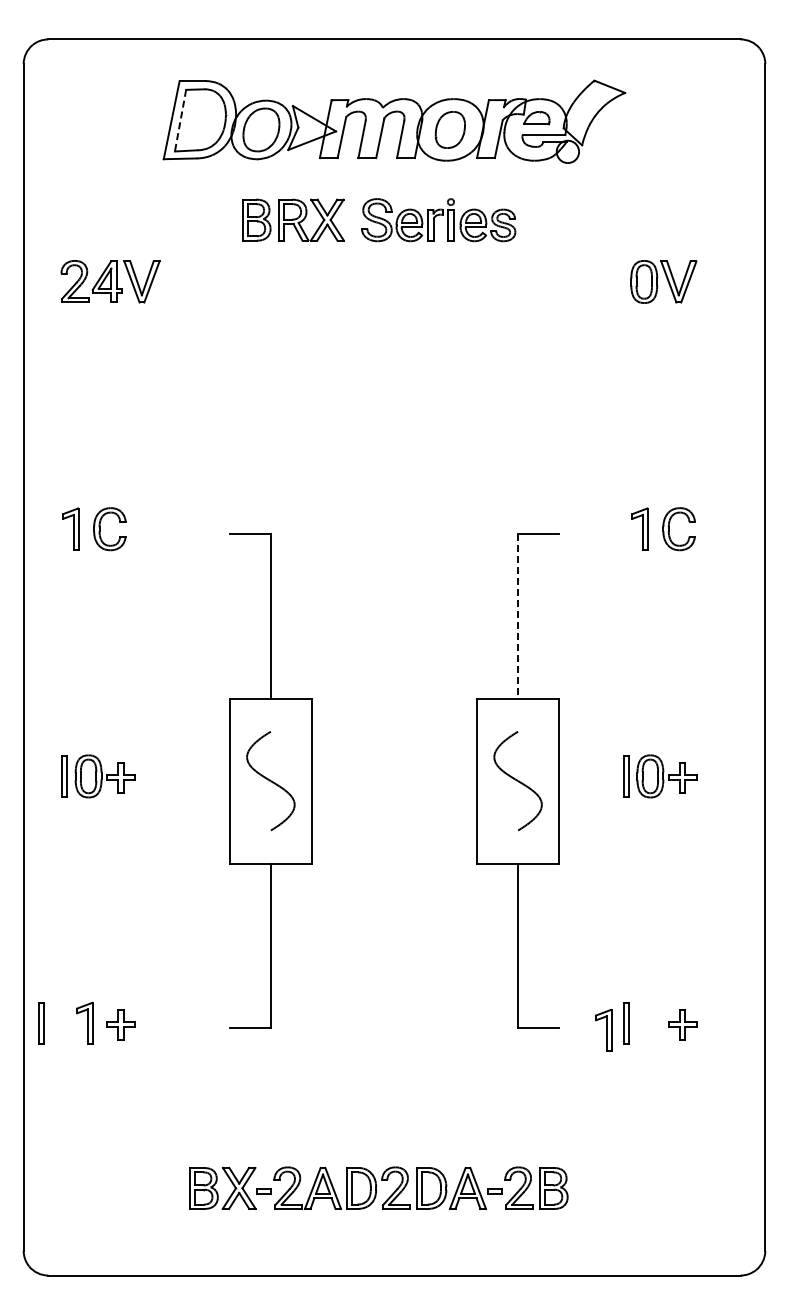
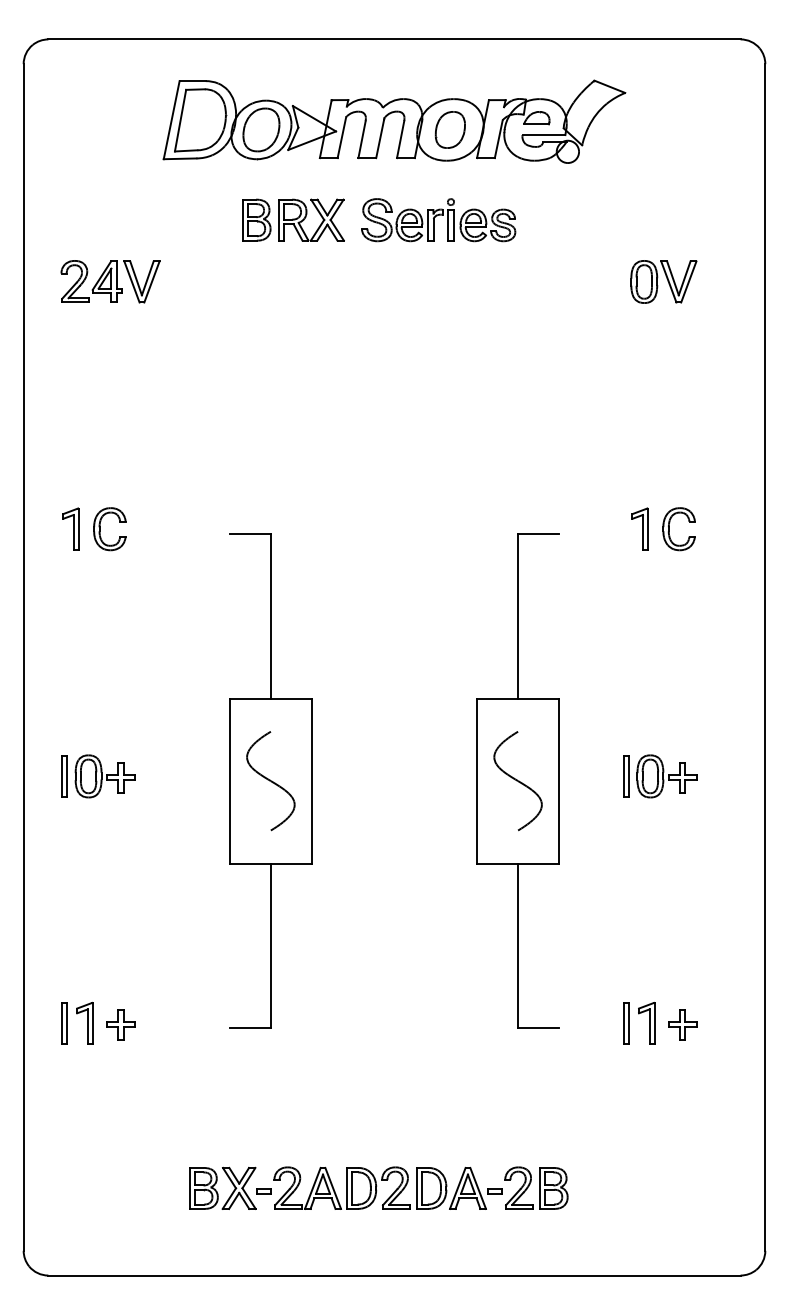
line: dashed -> solid (180, 121)
line: dashed -> solid (518, 616)
part position: (41, 1023) -> (64, 1023) (64, 1023)
part position: (603, 1030) -> (646, 1023) (646, 1023)
